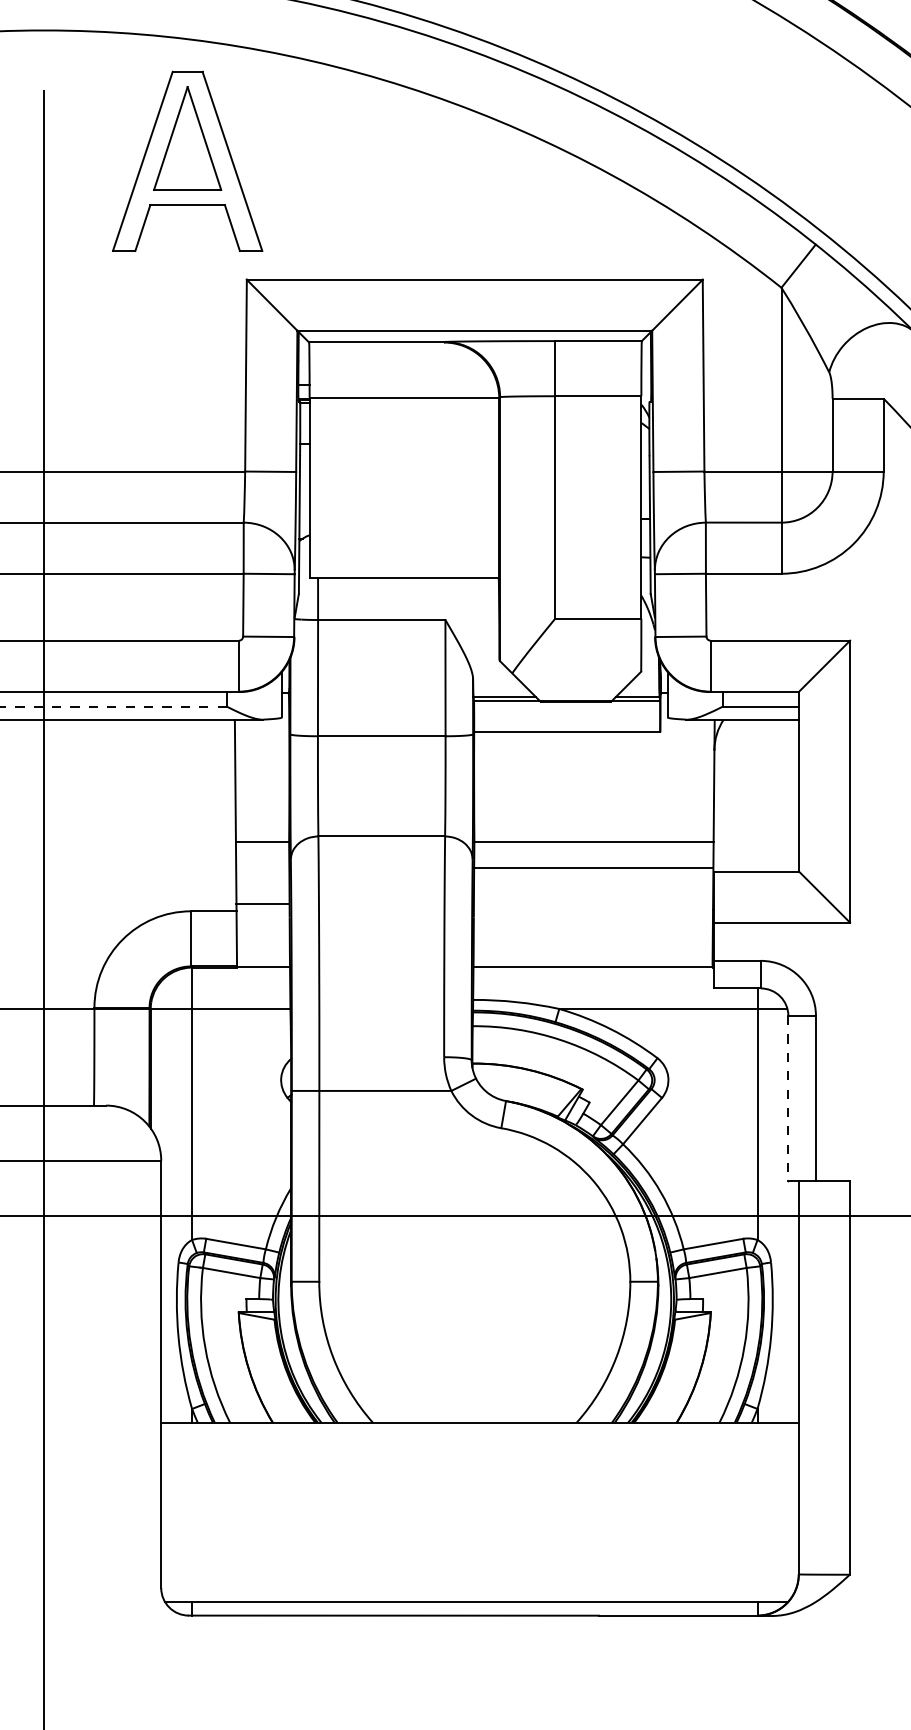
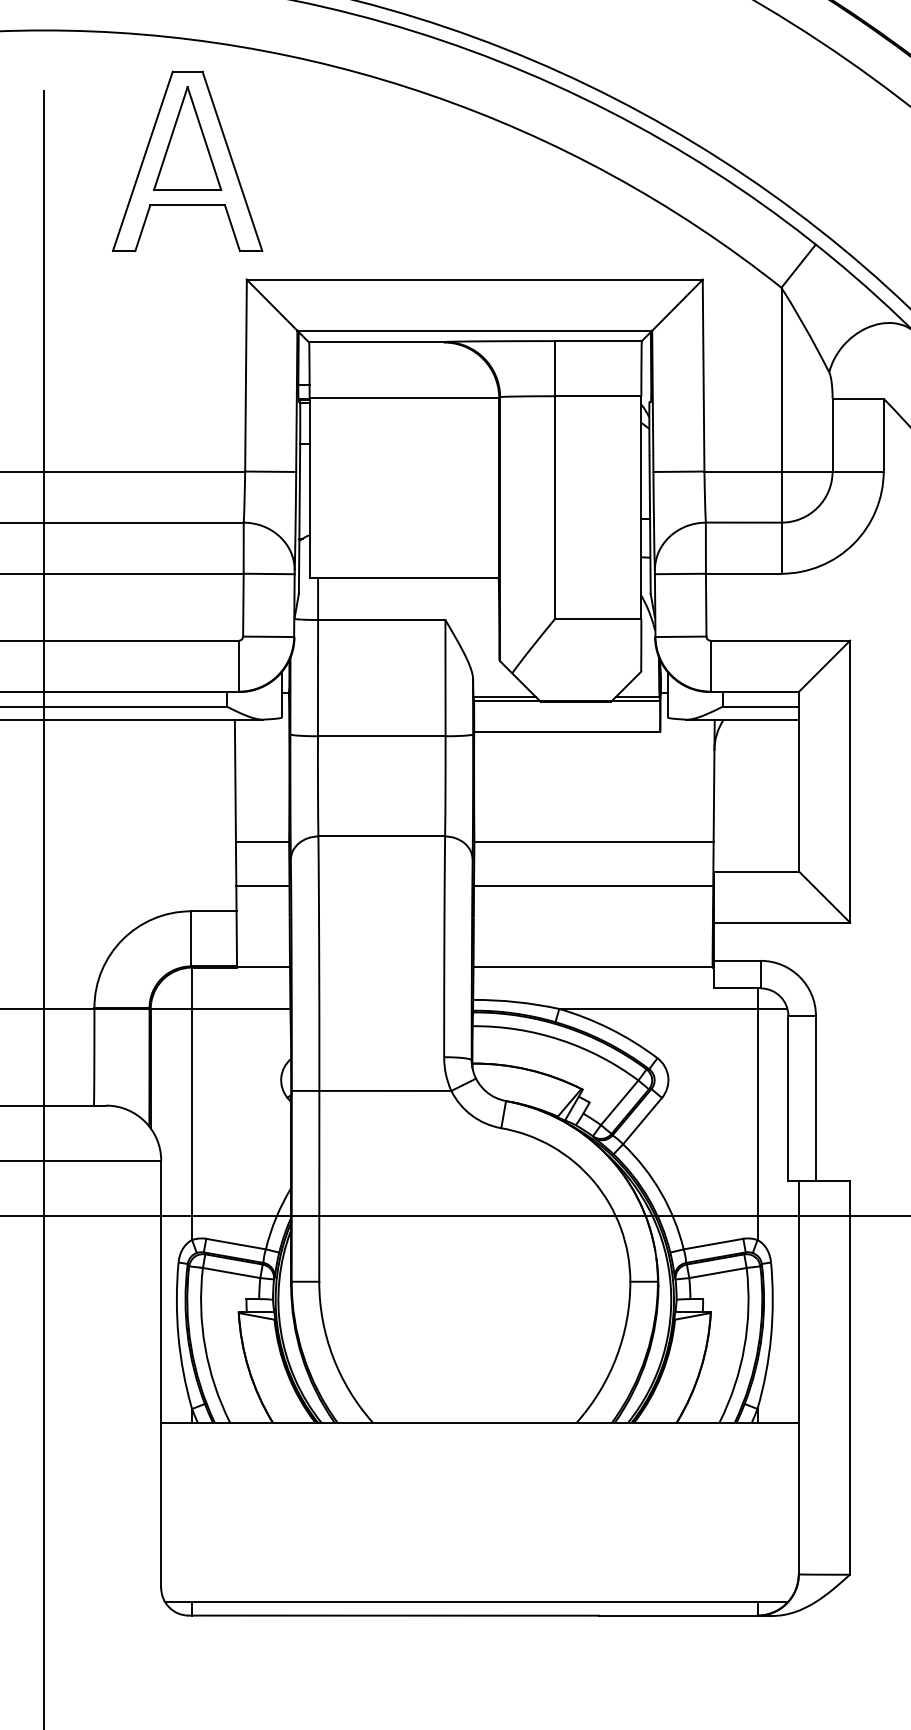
line: dashed -> solid (112, 706)
line position: (593, 867) -> (593, 885) (593, 885)
line position: (262, 903) -> (262, 885) (262, 885)
line: dashed -> solid (788, 1098)
